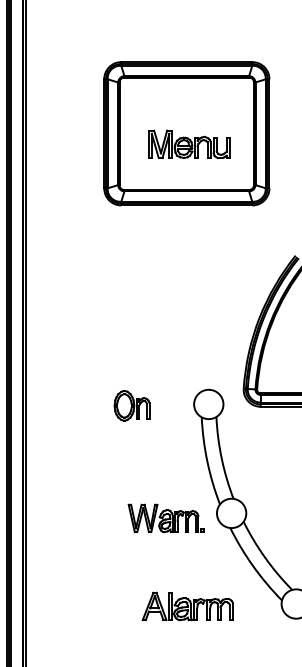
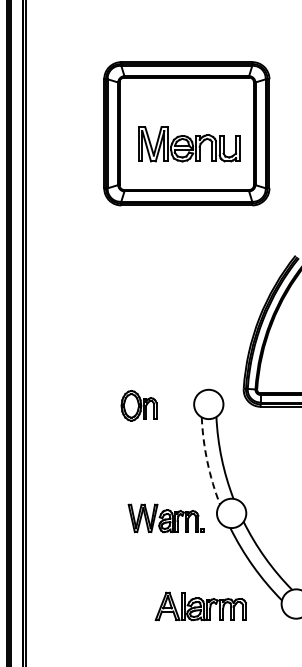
part size: 83x31 px -> 103x37 px (189, 144)
part position: (131, 405) -> (138, 405) (138, 405)
arc: solid -> dashed (207, 461)
part position: (187, 606) -> (200, 606) (200, 606)
